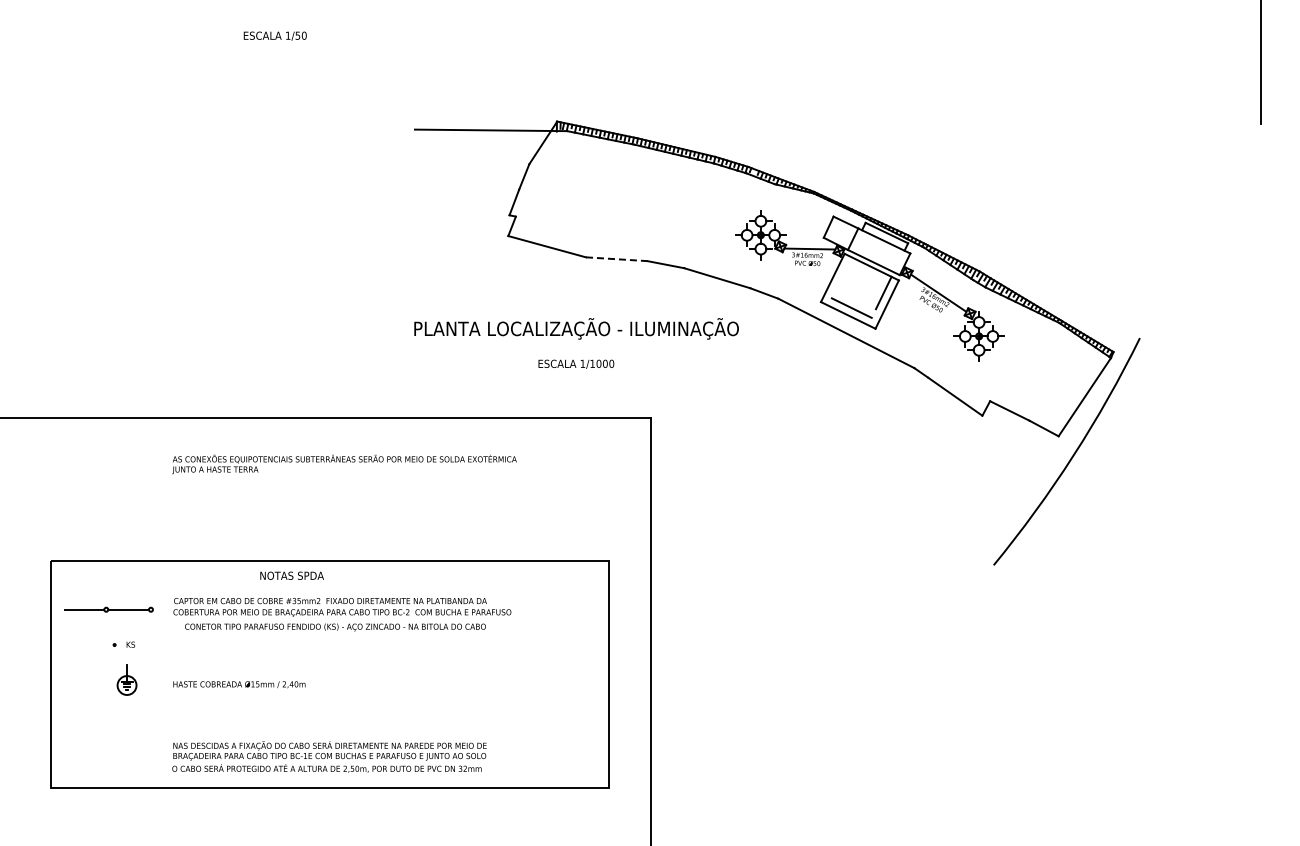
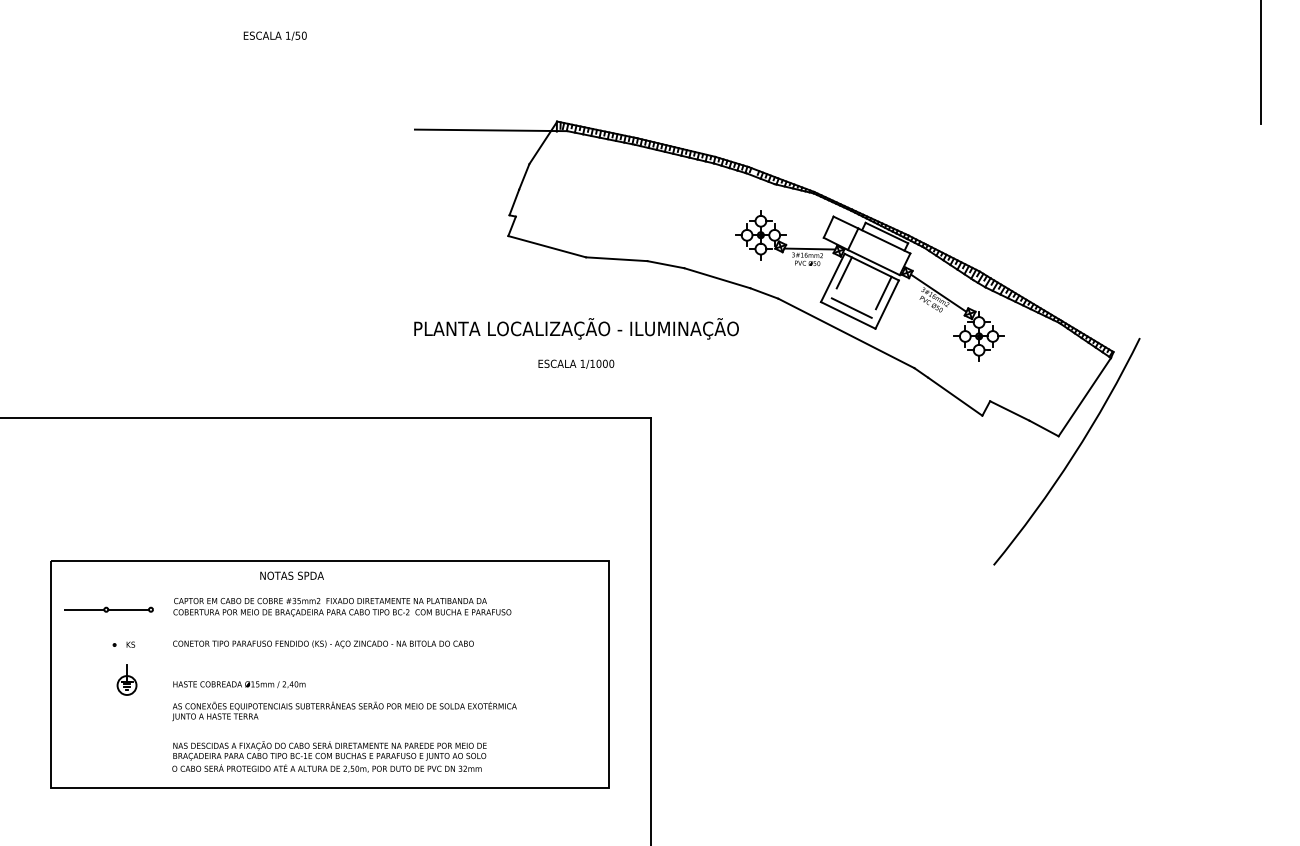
line: dashed -> solid (616, 259)
line: none -> present (843, 272)
text position: (344, 464) -> (344, 711) (344, 711)
text position: (335, 627) -> (323, 644) (323, 644)
